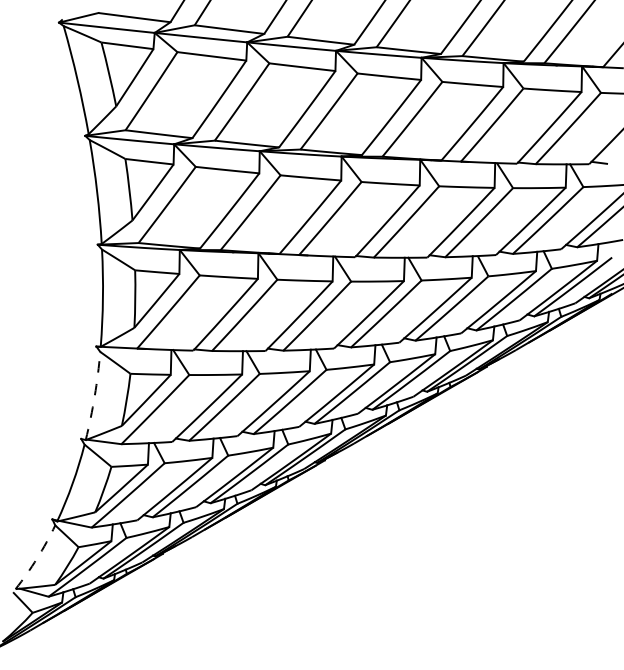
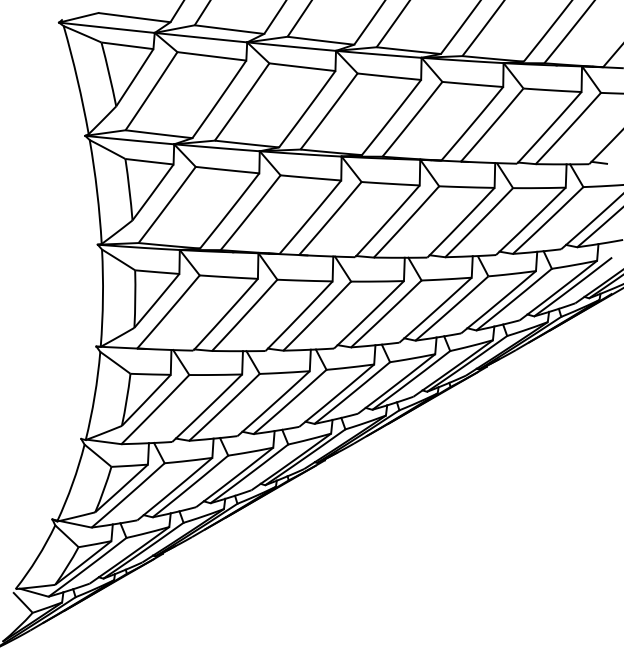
arc: dashed -> solid (94, 396)
arc: dashed -> solid (37, 558)
